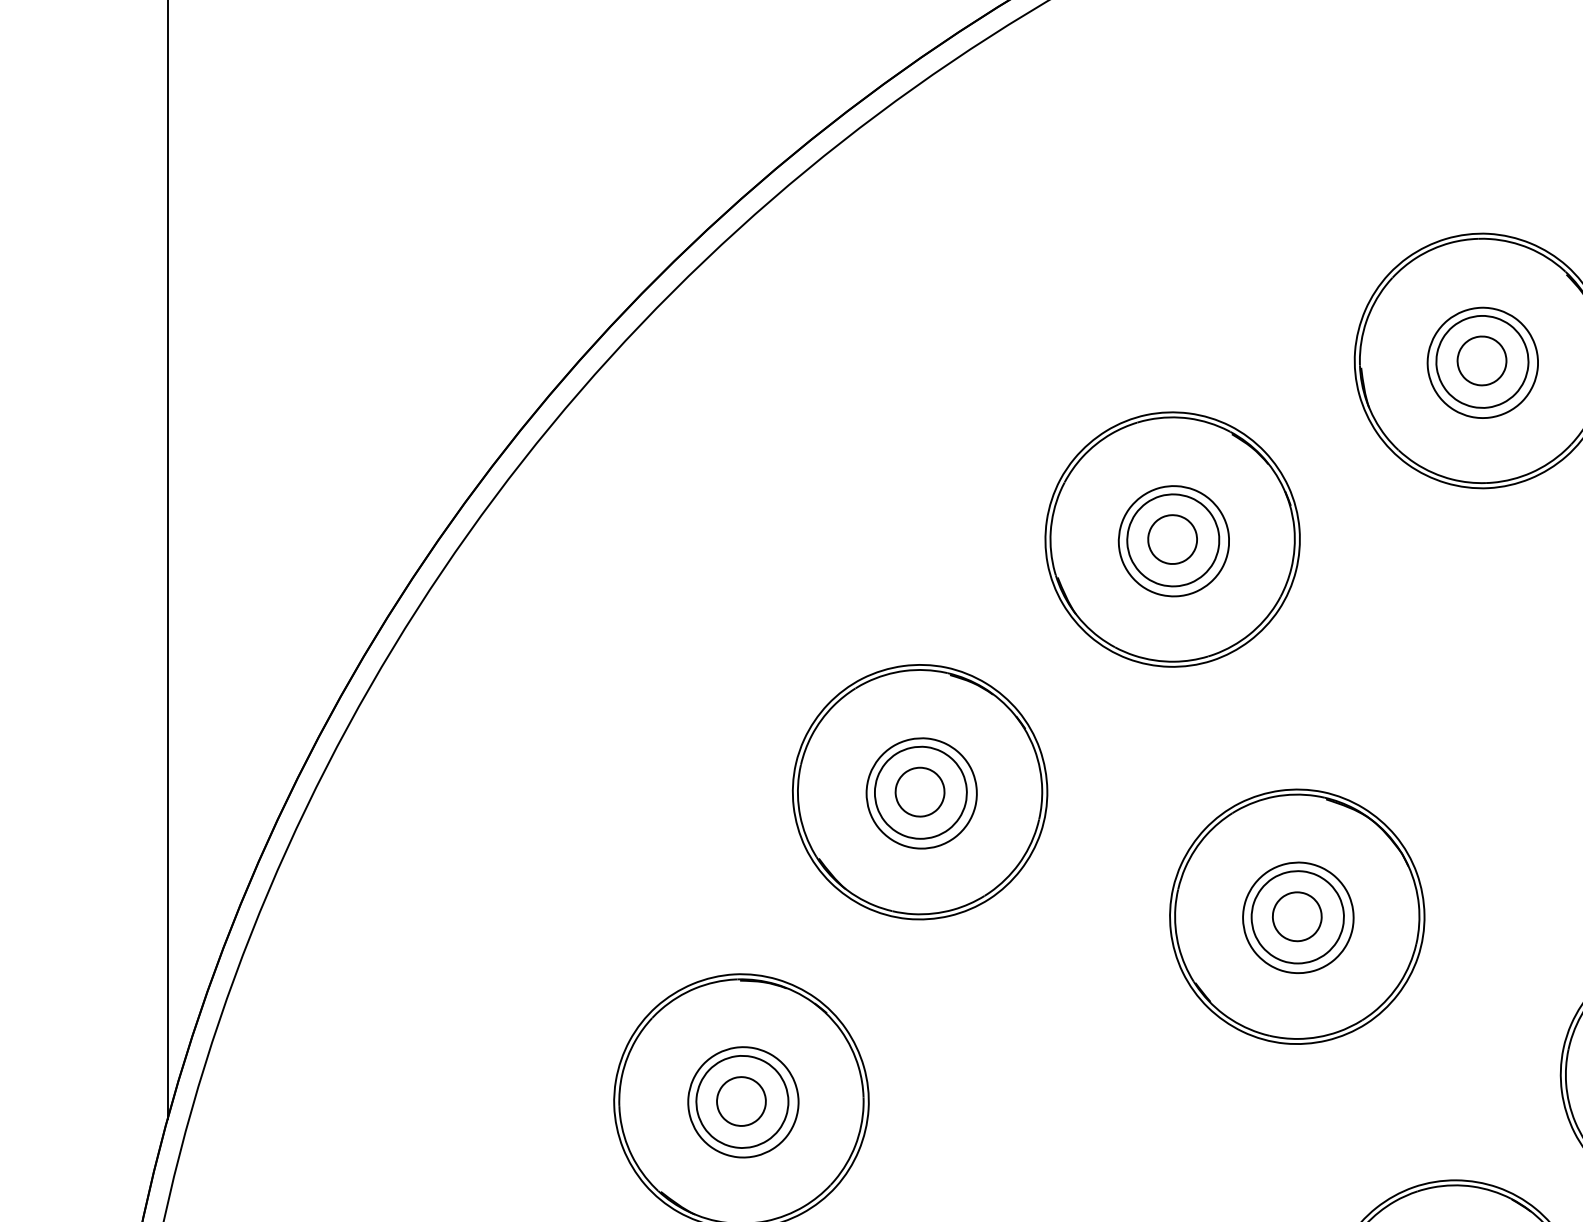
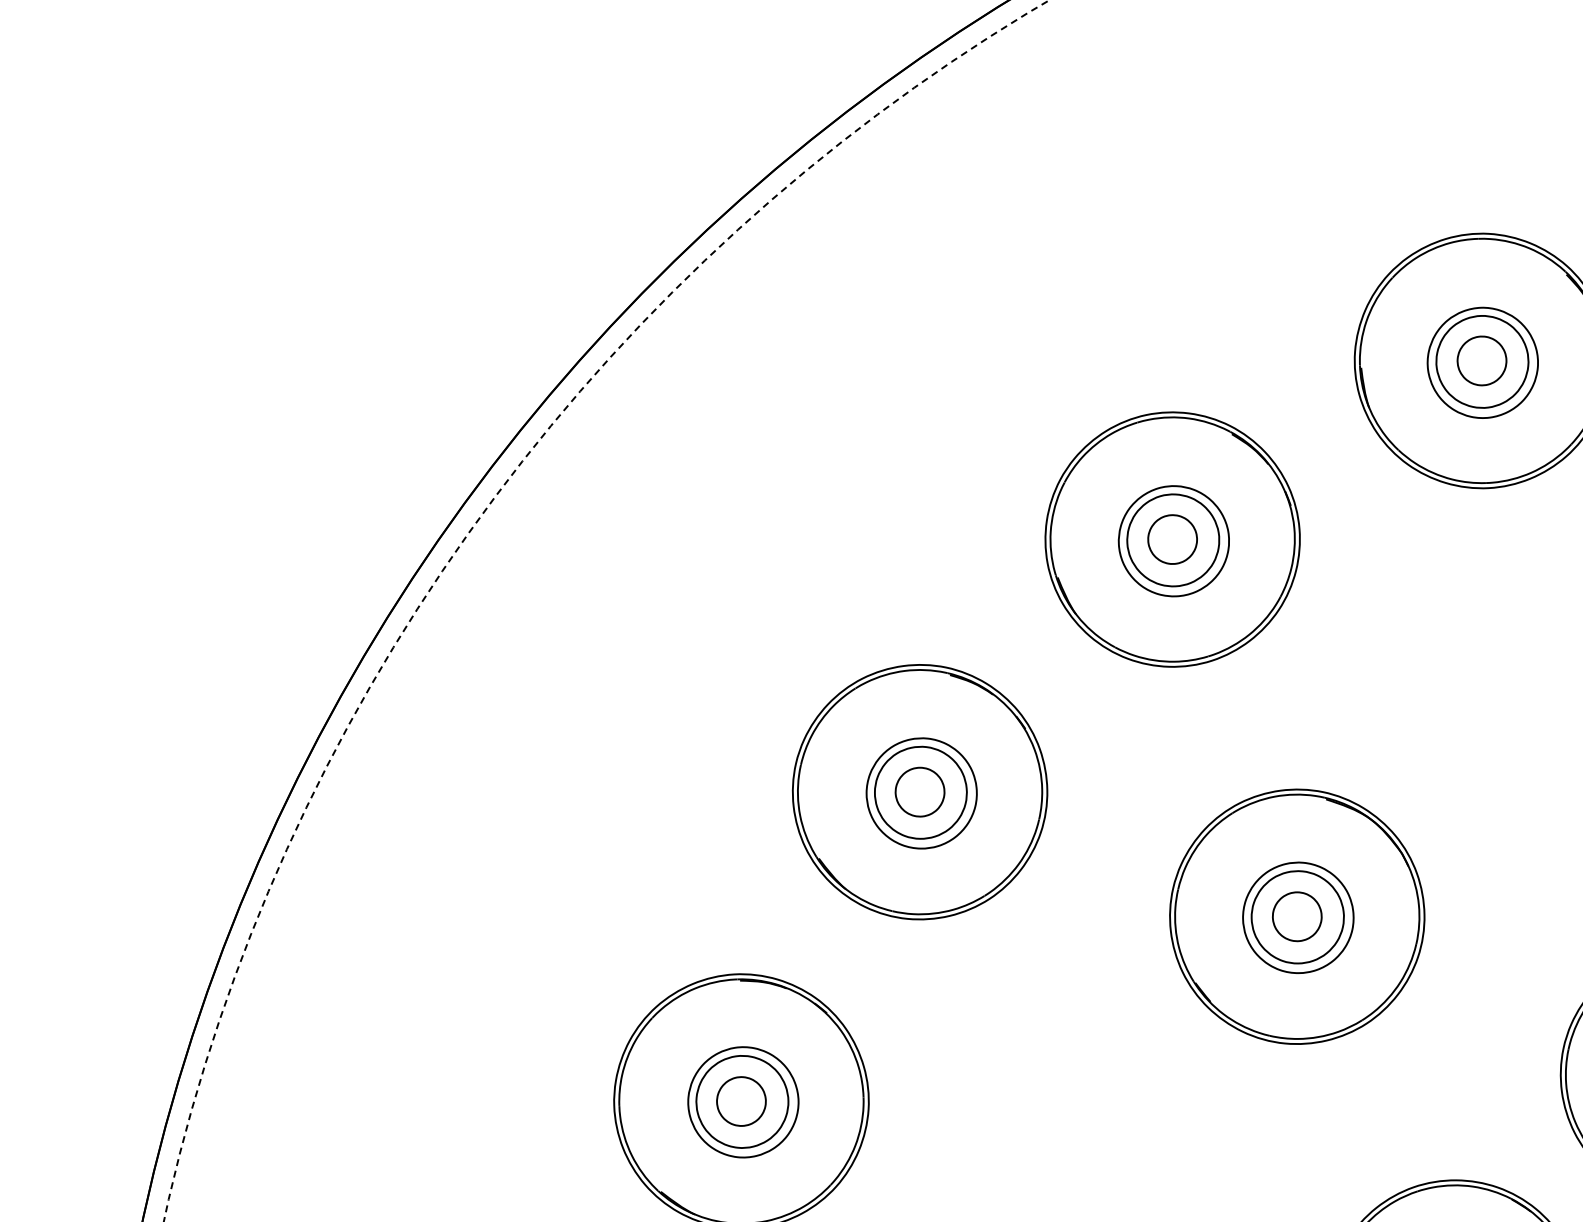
line: present -> none (168, 560)
circle: solid -> dashed (606, 610)
